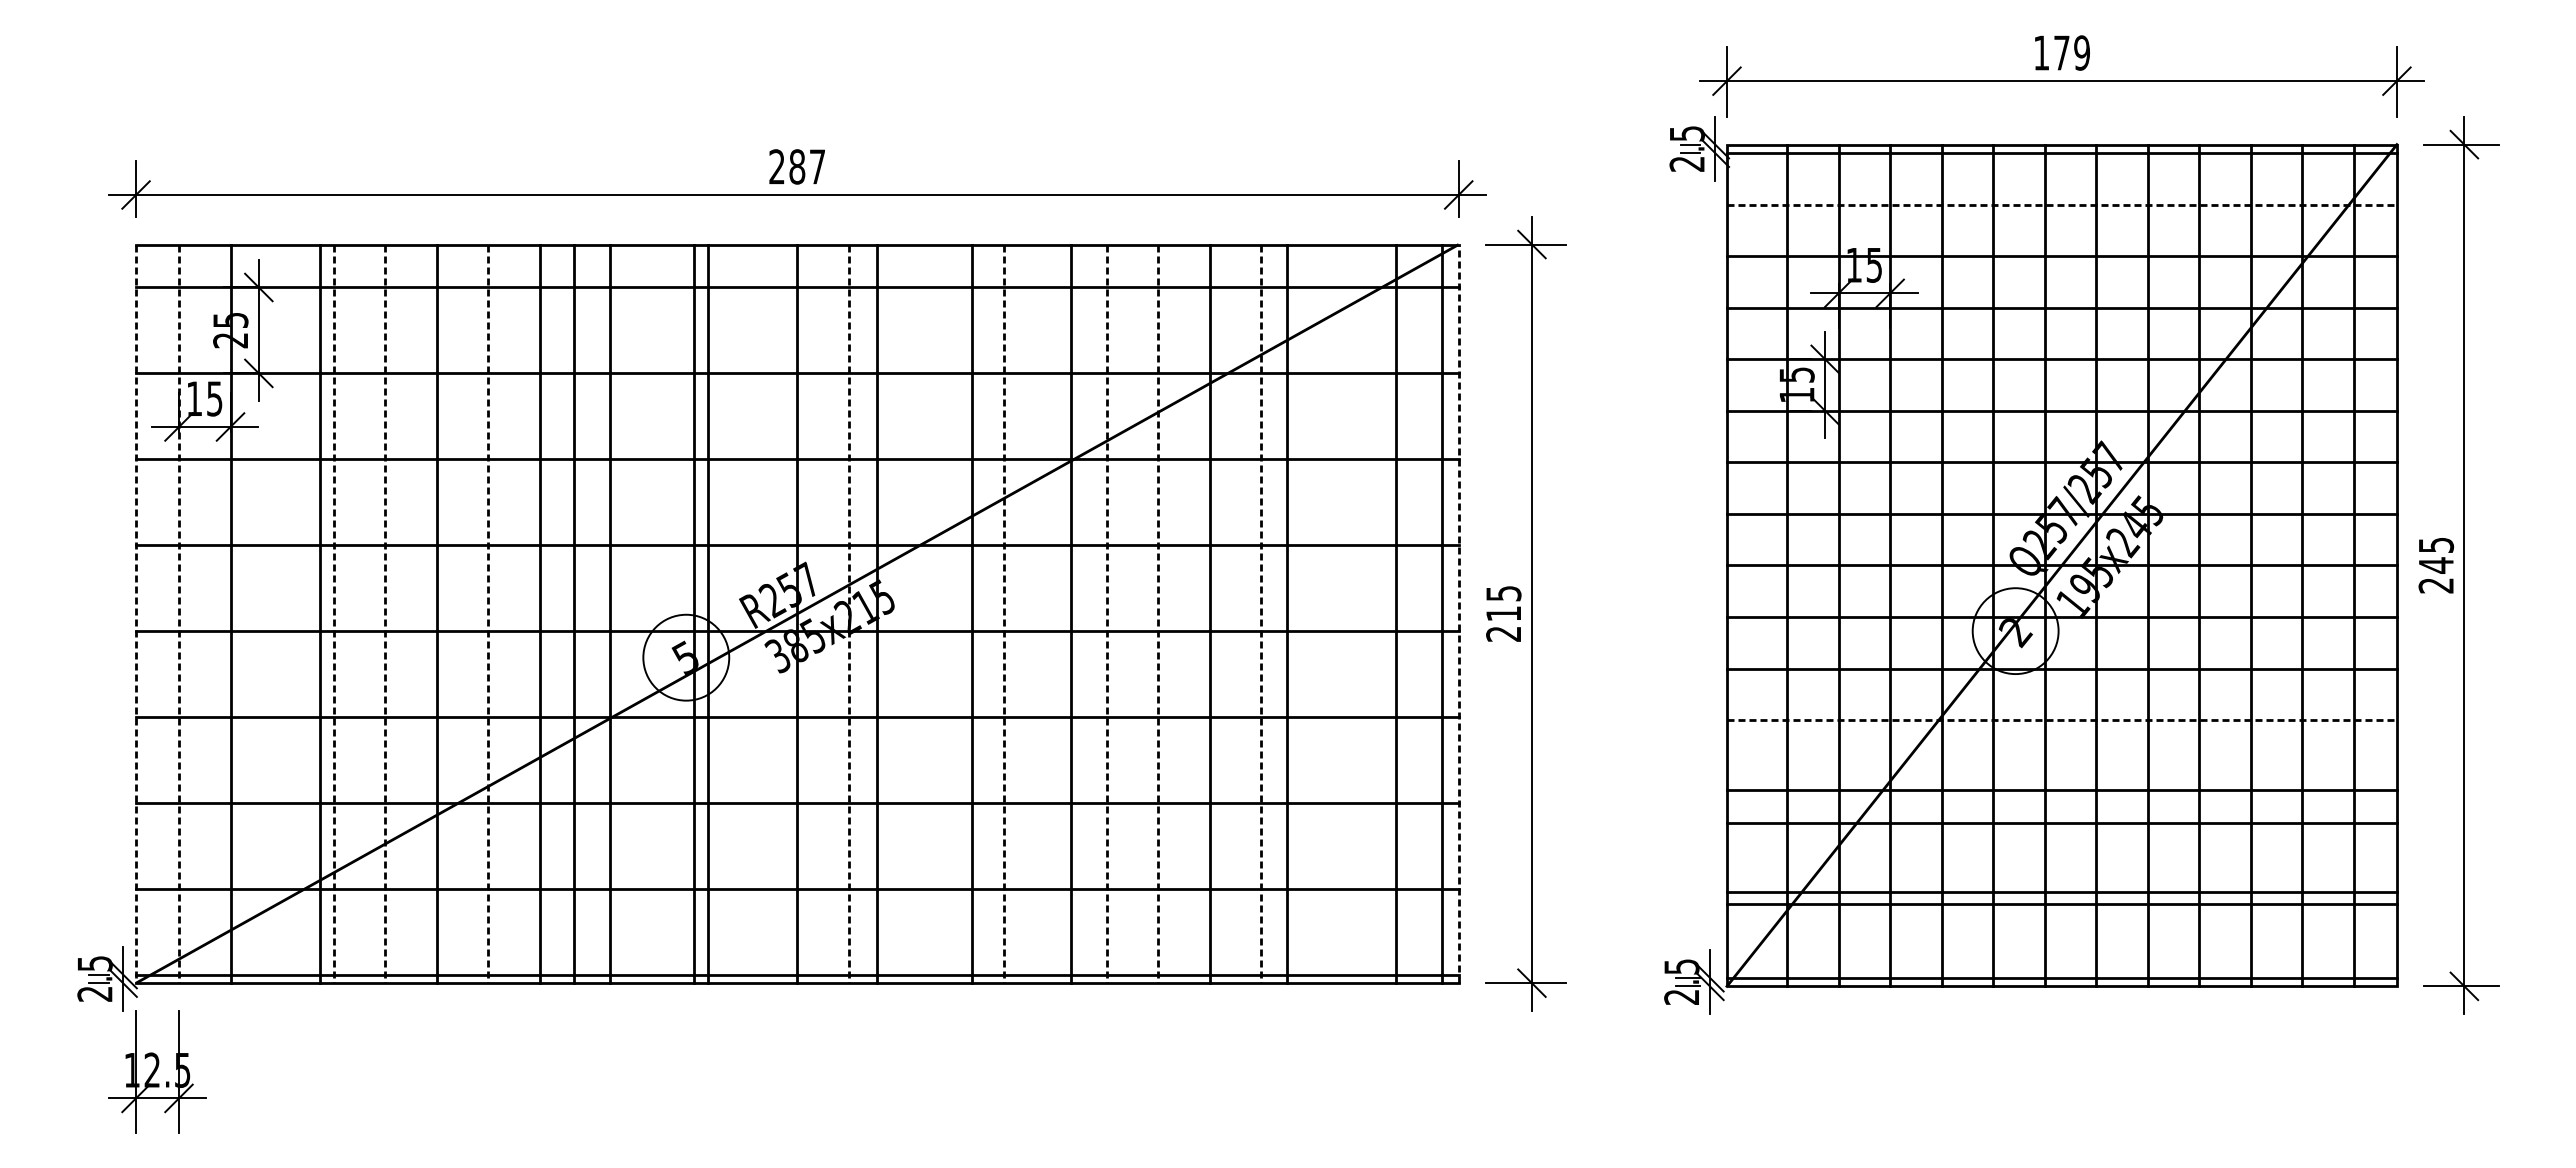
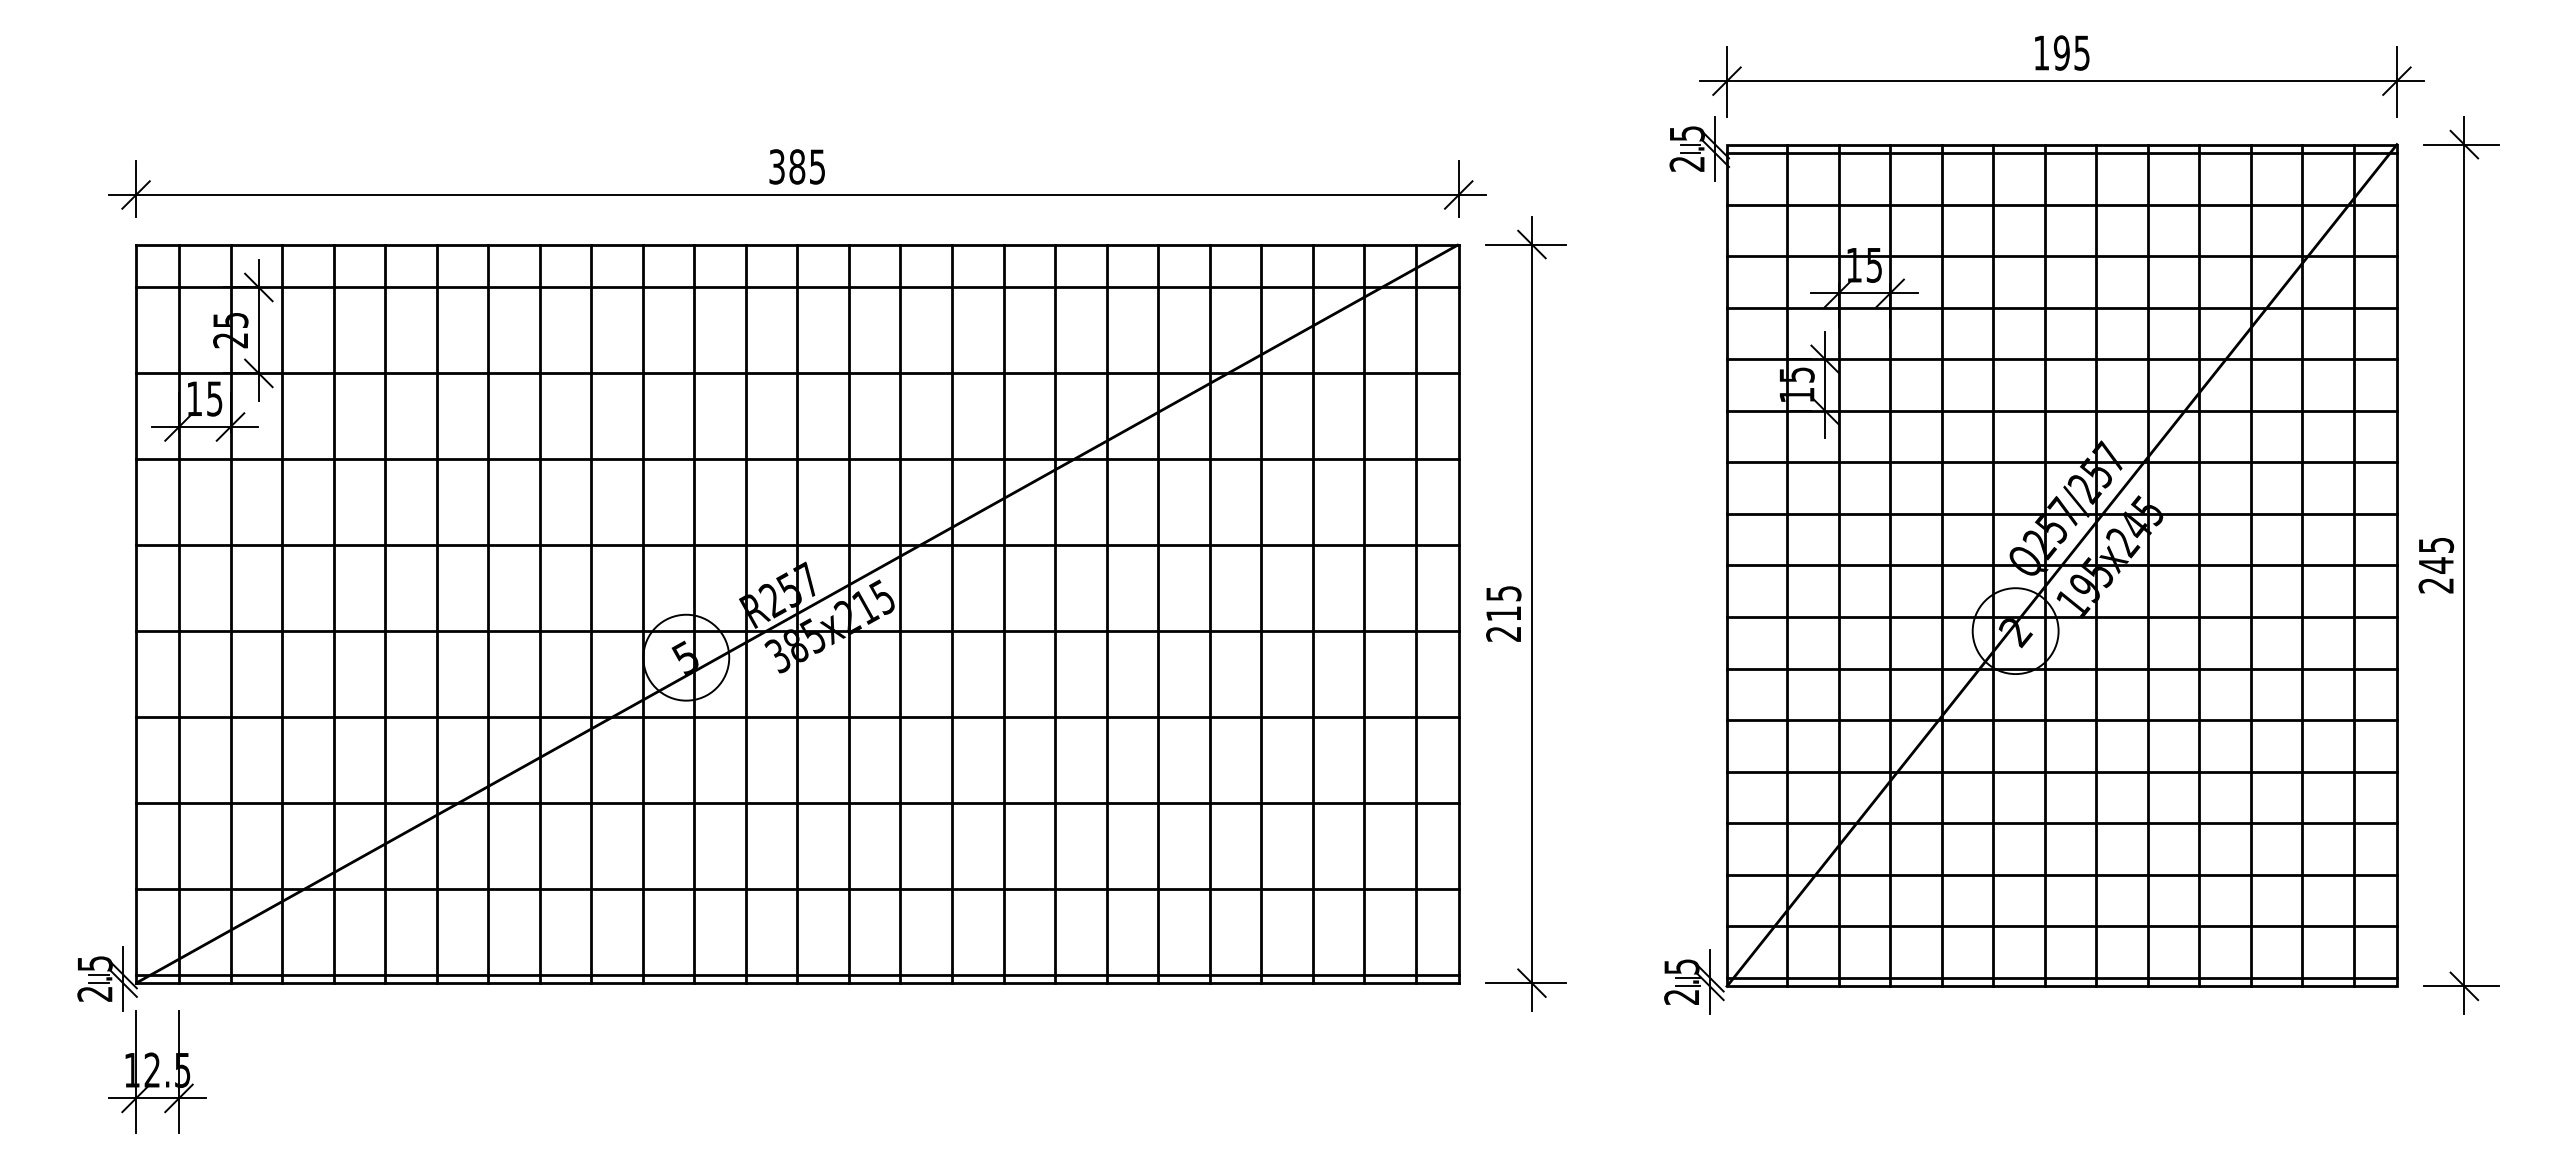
text: 179 -> 195 (2071, 52)
text: 287 -> 385 (796, 166)
line: dashed -> solid (2061, 204)
line position: (320, 613) -> (282, 613) (282, 613)
line position: (574, 613) -> (591, 613) (591, 613)
line position: (609, 613) -> (642, 613) (642, 613)
line position: (707, 613) -> (745, 613) (745, 613)
line position: (877, 613) -> (900, 613) (900, 613)
line position: (972, 613) -> (952, 613) (952, 613)
line position: (1071, 613) -> (1055, 613) (1055, 613)
line position: (1286, 613) -> (1312, 613) (1312, 613)
line position: (1396, 613) -> (1364, 613) (1364, 613)
line position: (1441, 613) -> (1415, 613) (1415, 613)
line: dashed -> solid (1458, 613)
line: dashed -> solid (136, 614)
line: dashed -> solid (179, 614)
line: dashed -> solid (333, 614)
line: dashed -> solid (385, 614)
line: dashed -> solid (488, 614)
line: dashed -> solid (848, 614)
line: dashed -> solid (1003, 614)
line: dashed -> solid (1106, 614)
line: dashed -> solid (1158, 614)
line: dashed -> solid (1261, 614)
line: dashed -> solid (2061, 720)
line position: (2061, 789) -> (2061, 771) (2061, 771)
line position: (2061, 891) -> (2061, 874) (2061, 874)
line position: (2061, 904) -> (2061, 926) (2061, 926)
